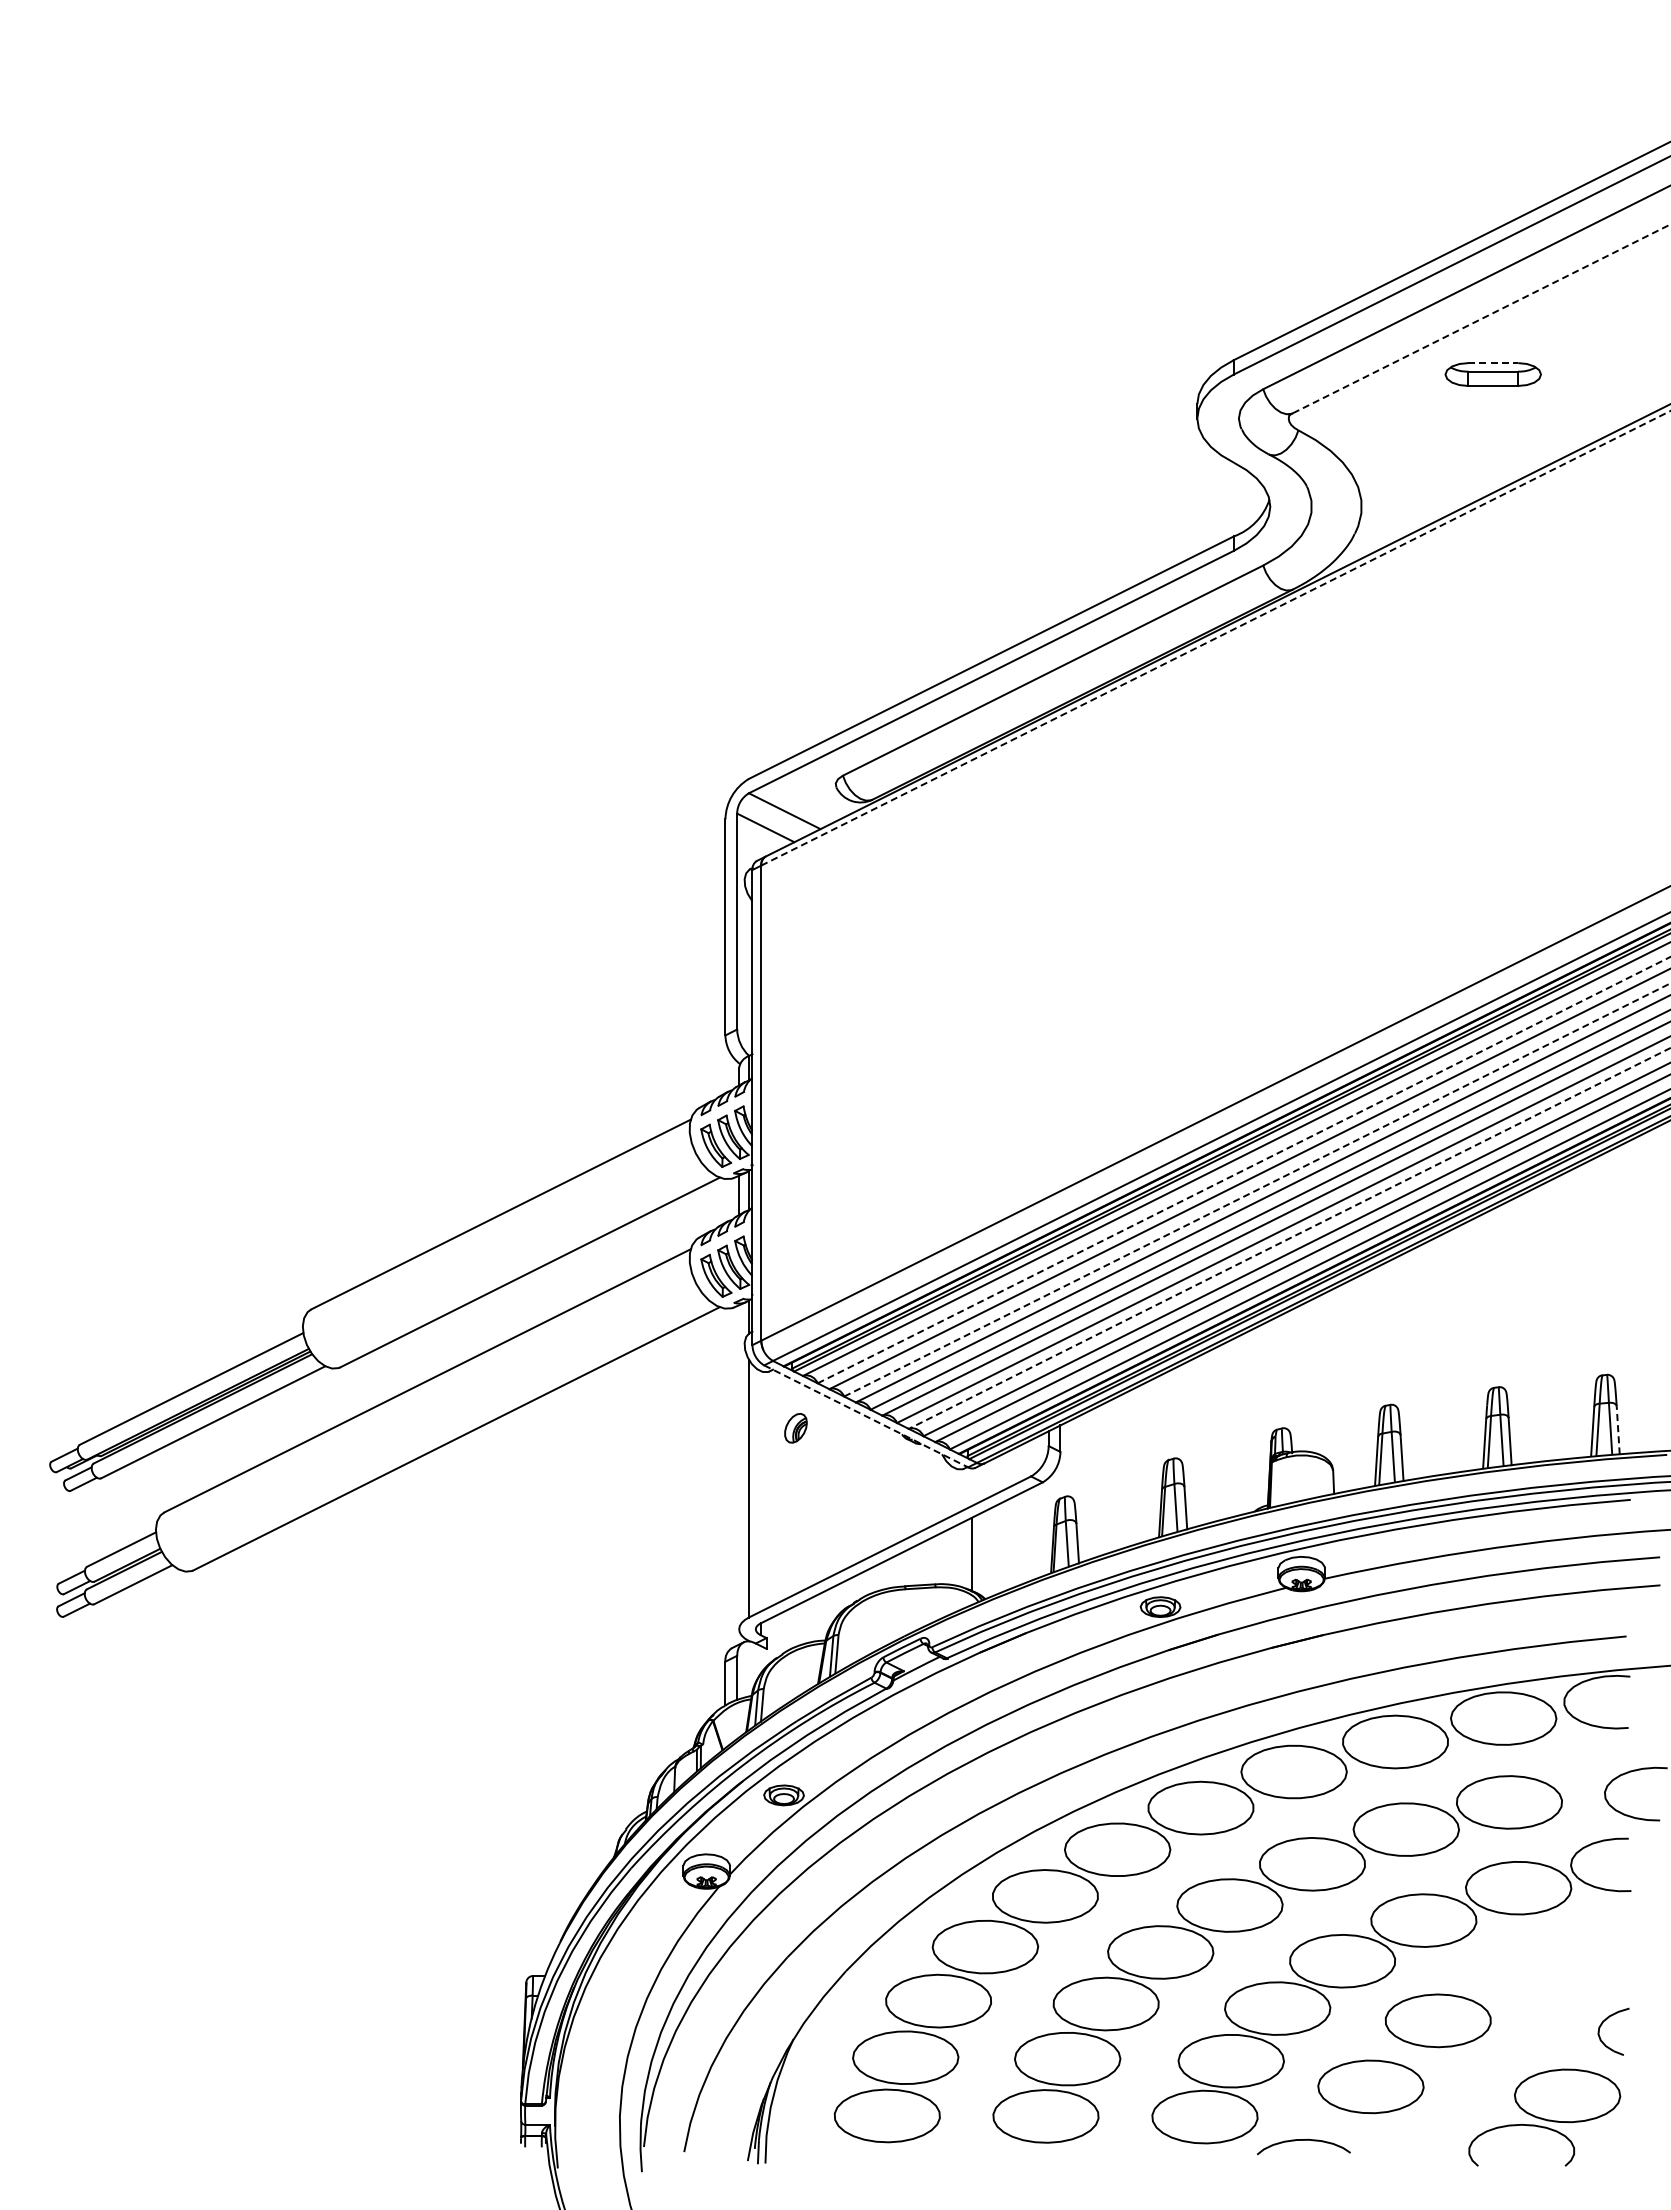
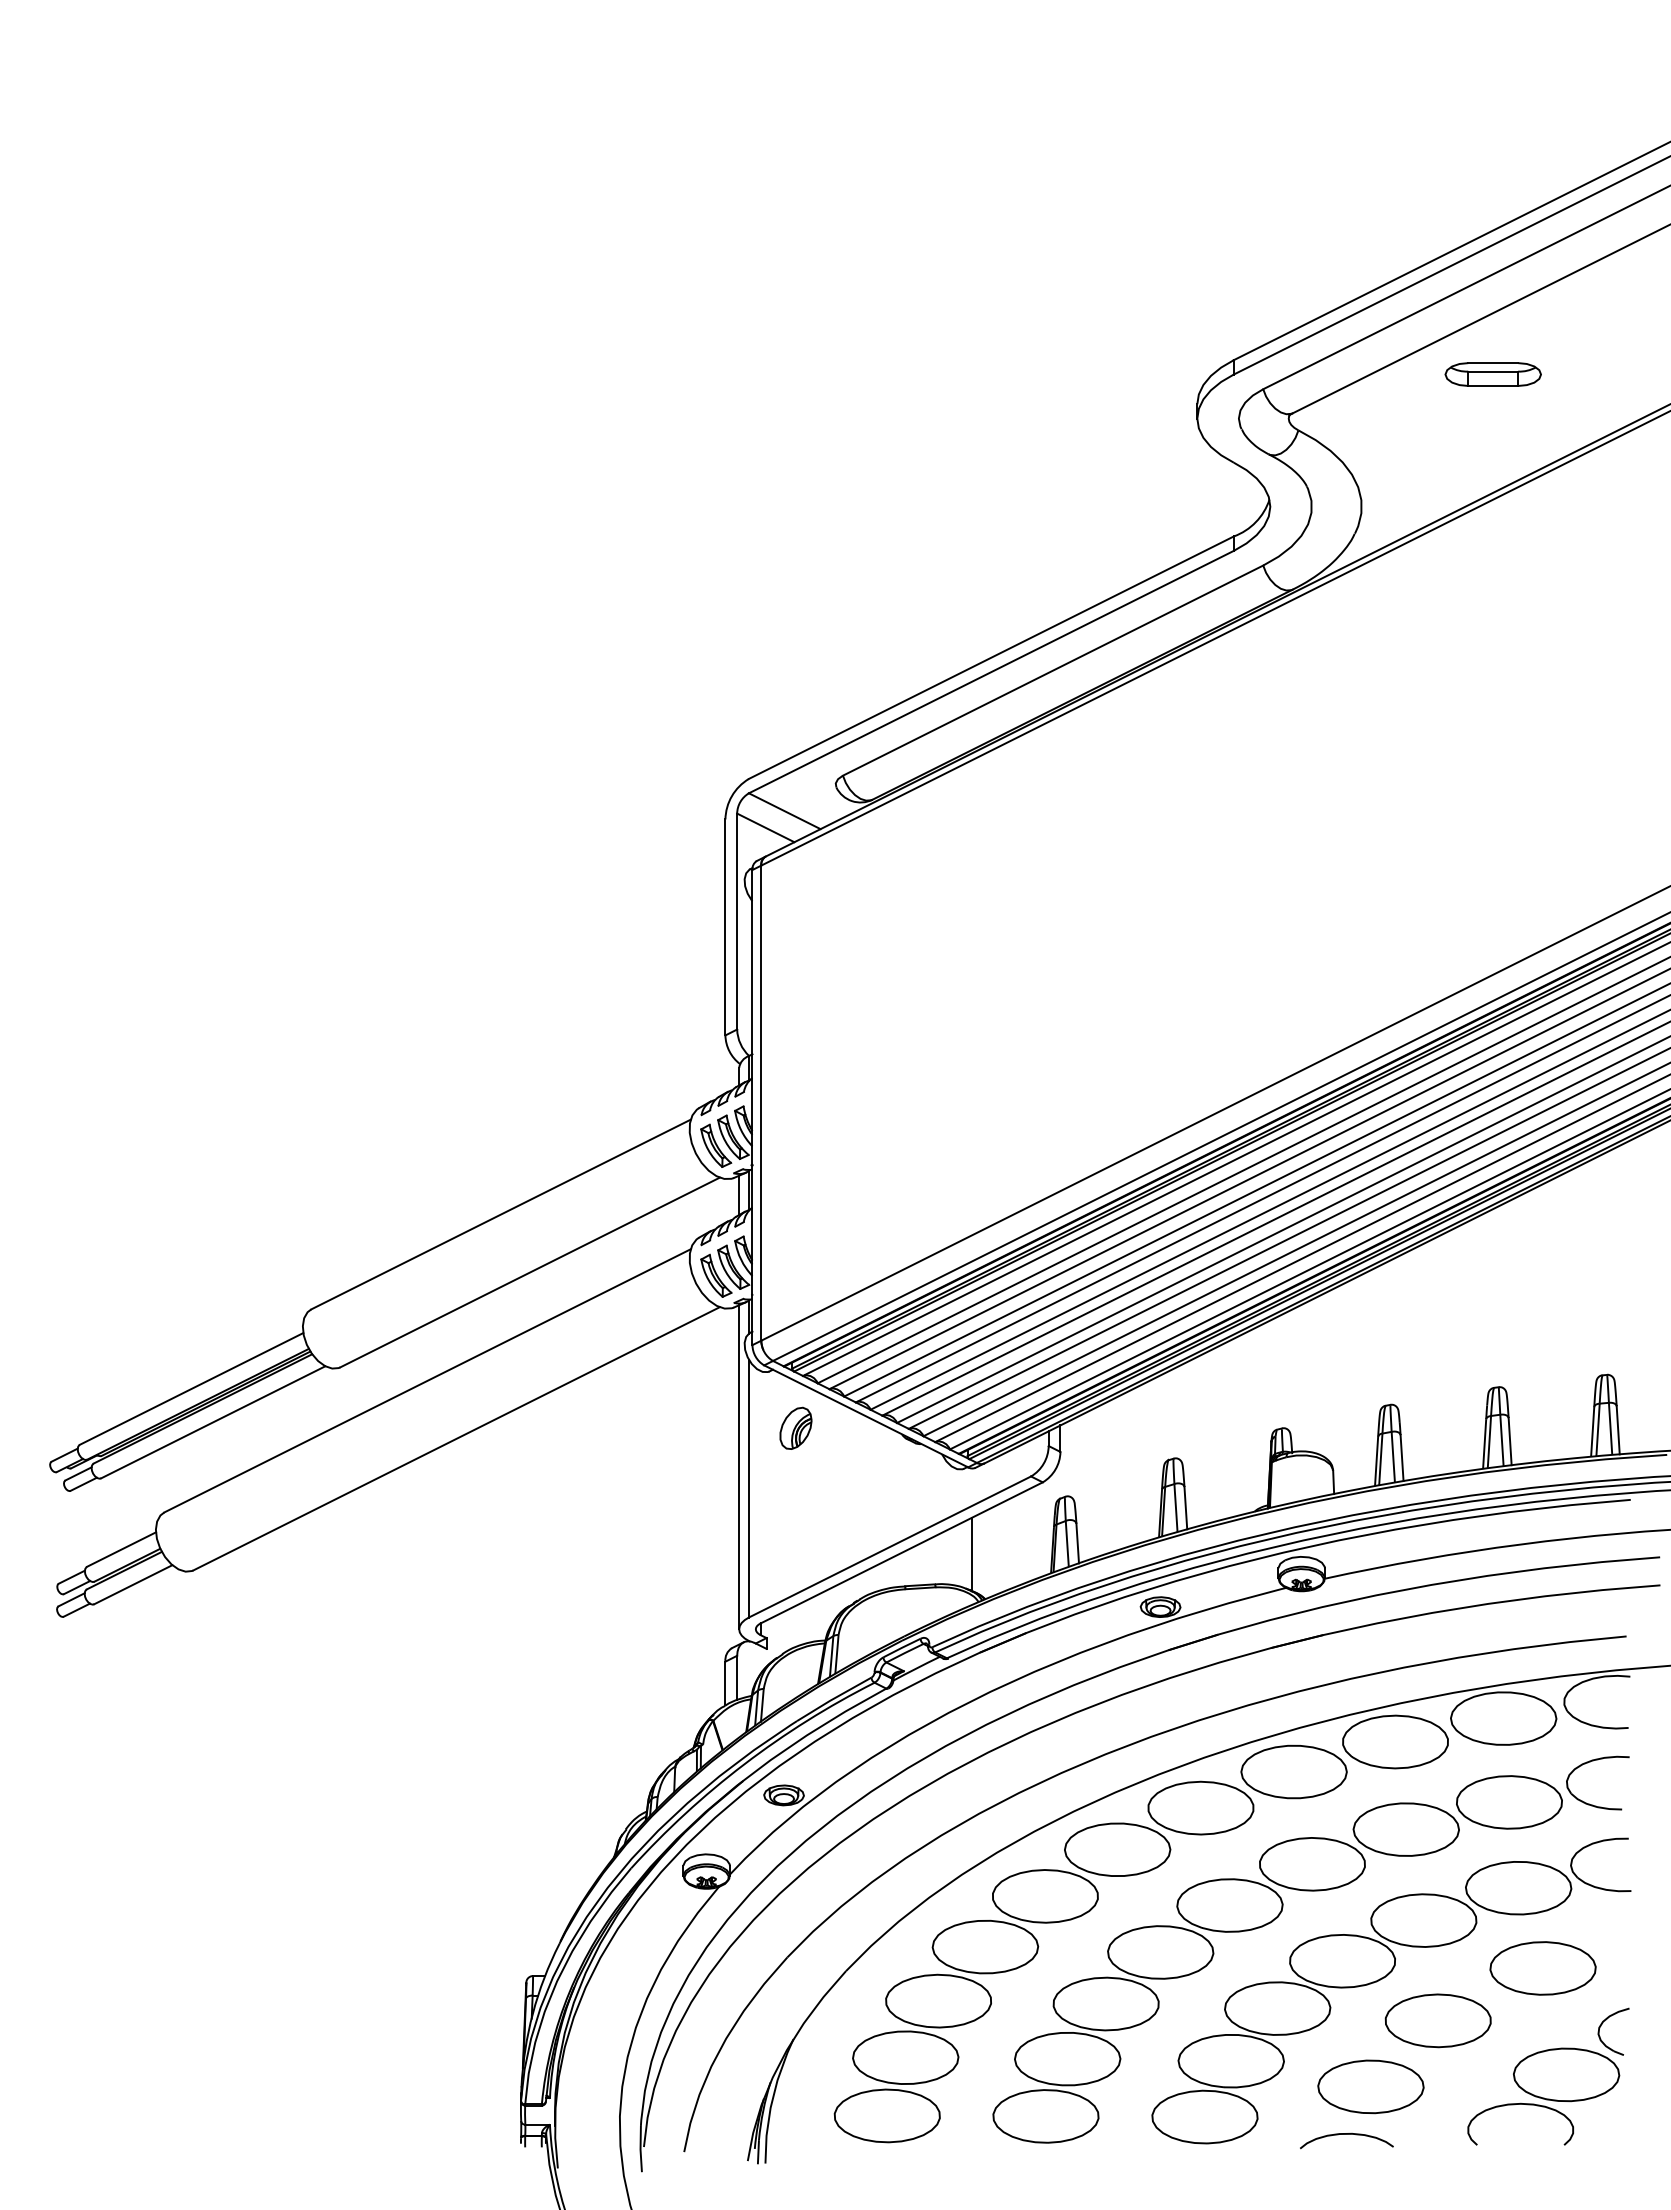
line: dashed -> solid (1482, 318)
line: dashed -> solid (1493, 363)
line: dashed -> solid (1216, 638)
line: dashed -> solid (1244, 1170)
line: dashed -> solid (1257, 1190)
line: dashed -> solid (1289, 1238)
line: dashed -> solid (866, 1416)
part size: 24x31 px -> 34x44 px (795, 1427)
line: dashed -> solid (1618, 1429)
line: none -> present (739, 1467)
part position: (1628, 1773) -> (1590, 1762) (1590, 1762)
part: none -> present (1542, 1968)
part position: (1544, 2117) -> (1543, 2096) (1543, 2096)
curve position: (1303, 2140) -> (1346, 2134) (1346, 2134)
